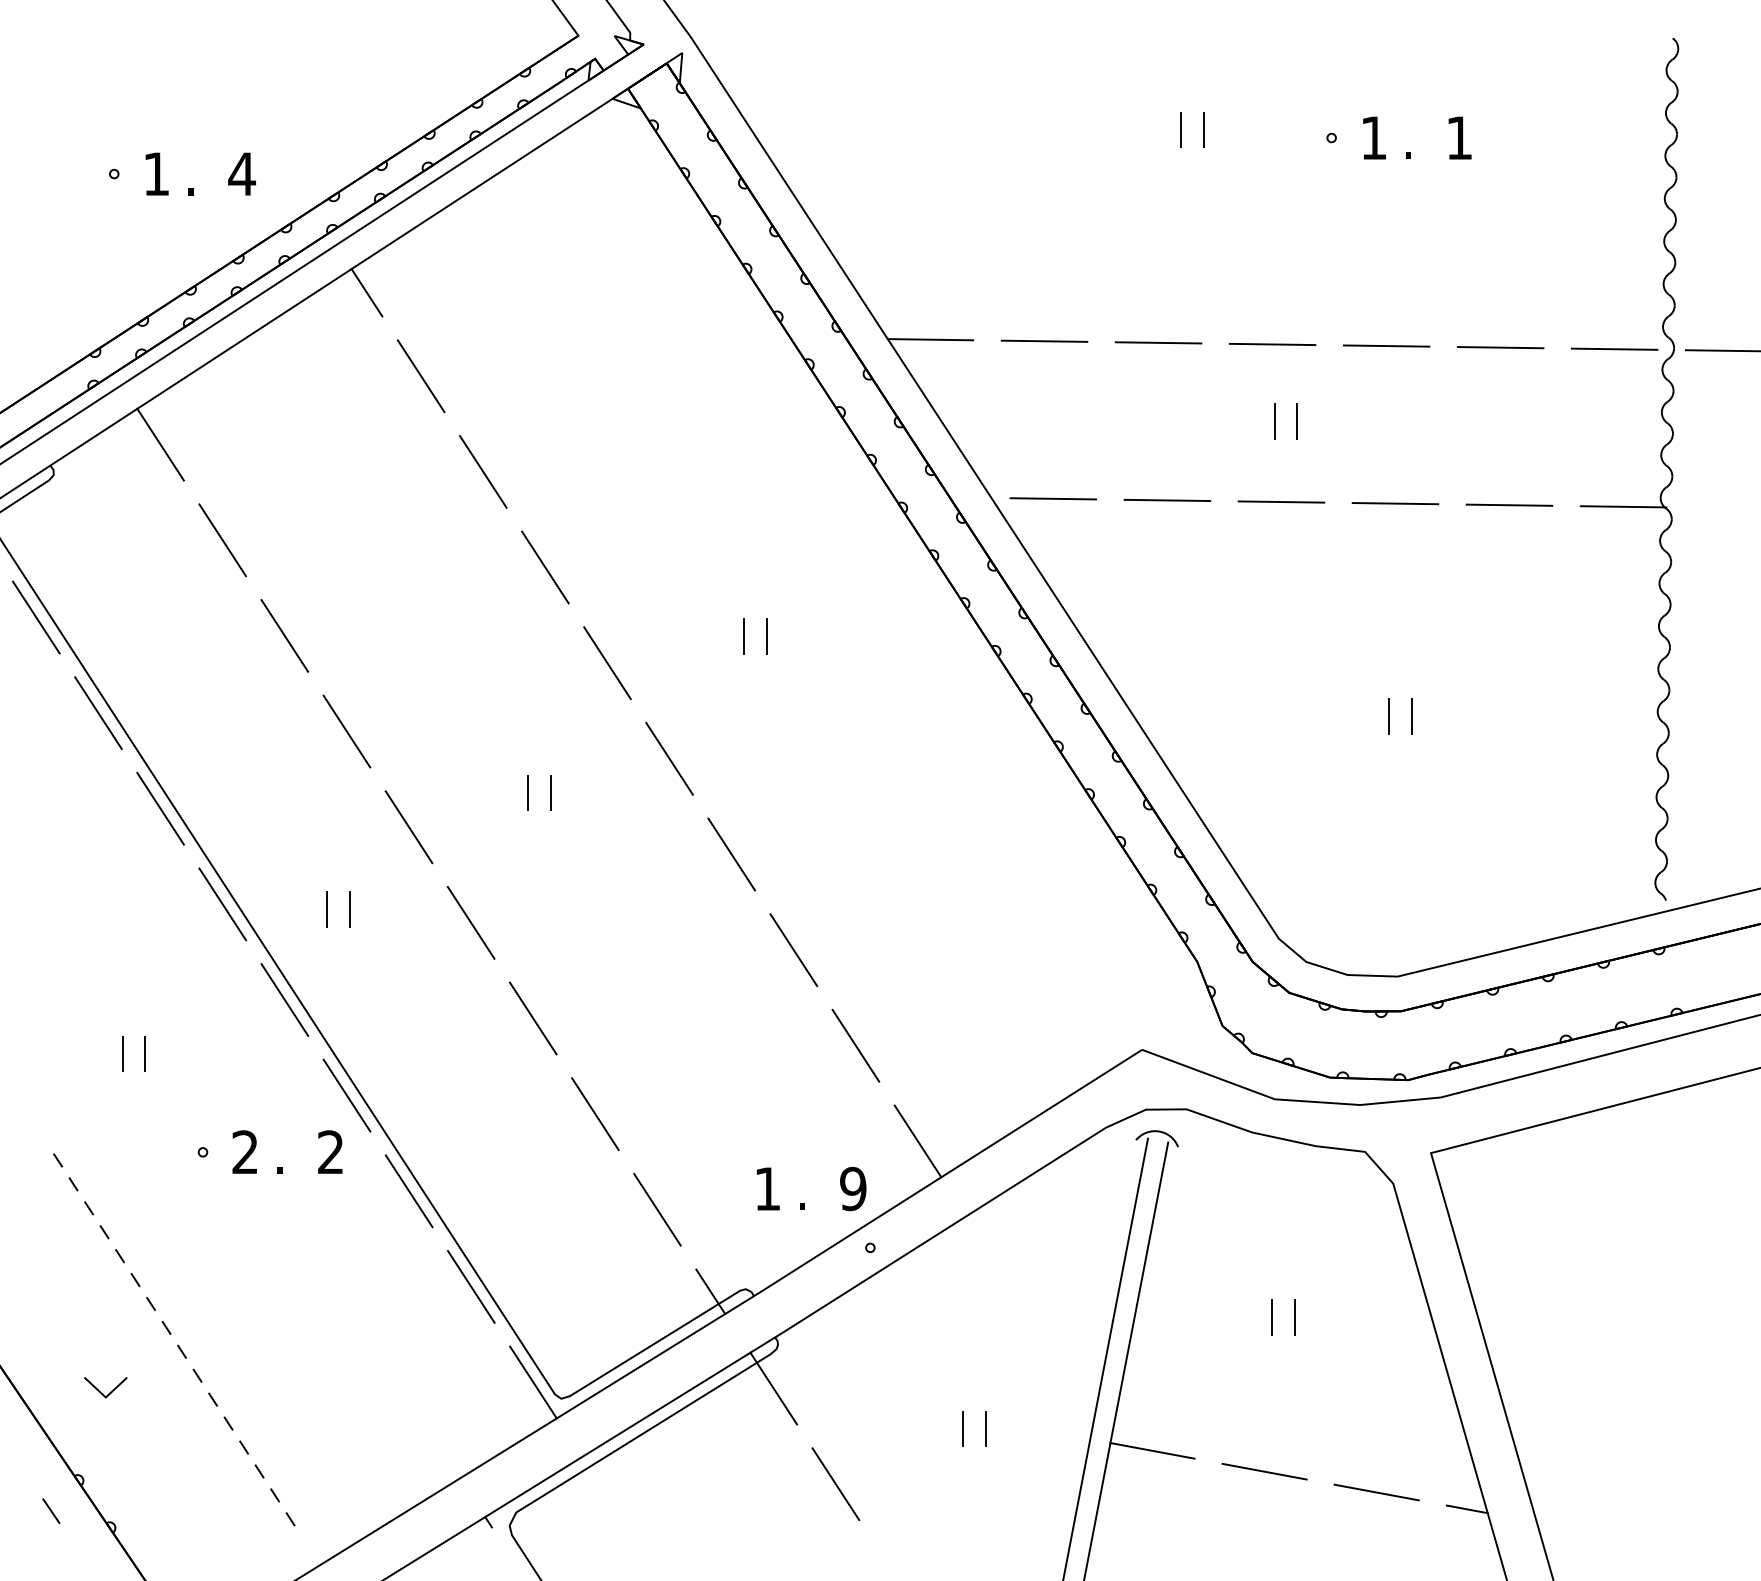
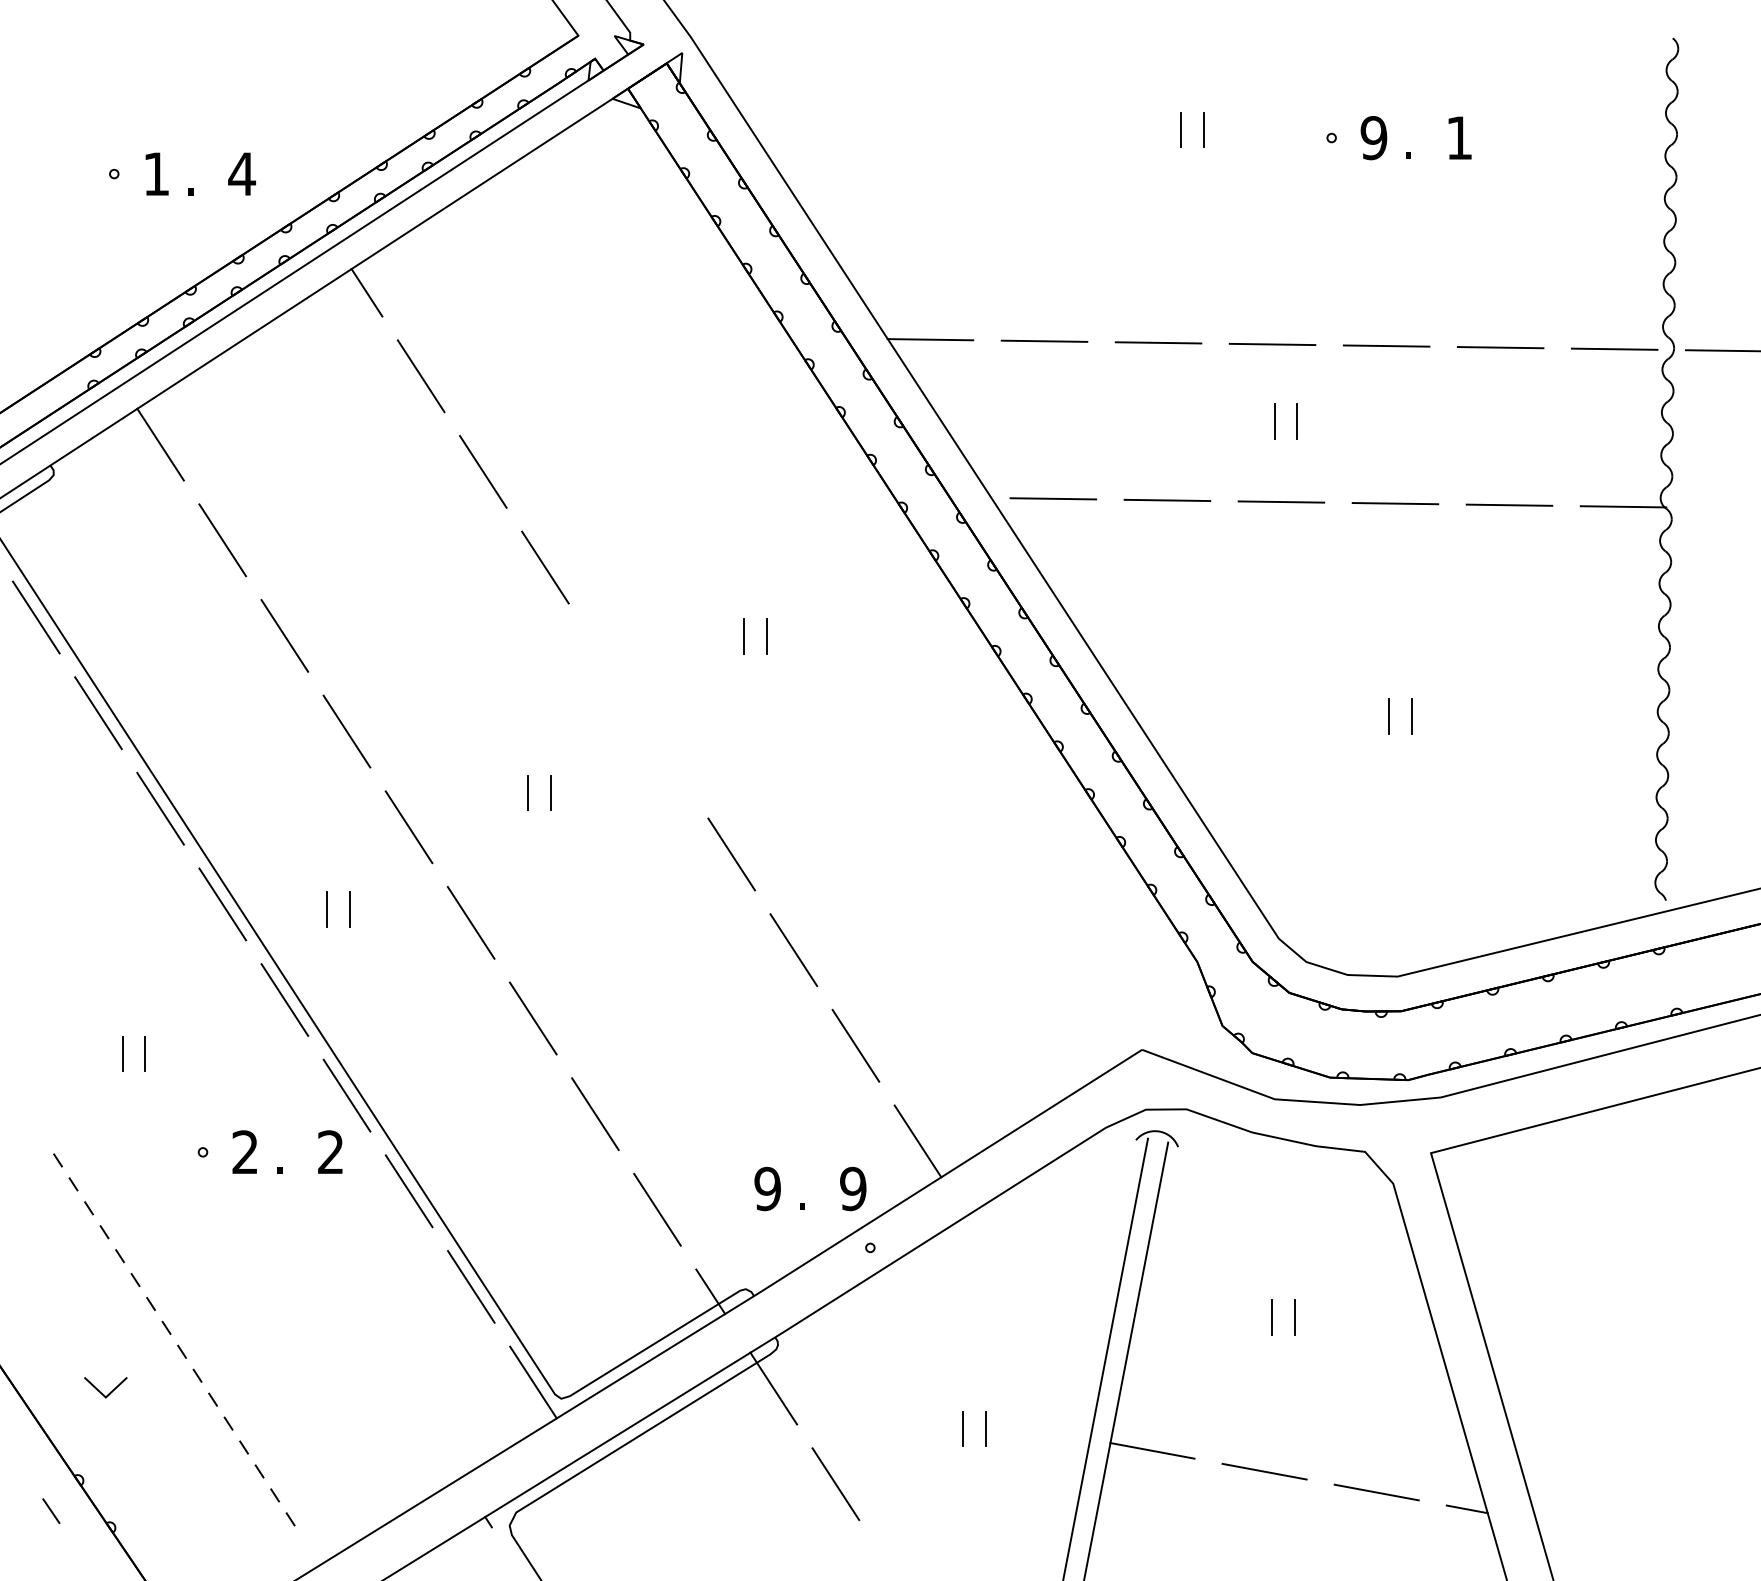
text: 1 -> 9 (1373, 138)
line: present -> none (607, 663)
line: present -> none (669, 758)
text: 1 -> 9 (767, 1188)
